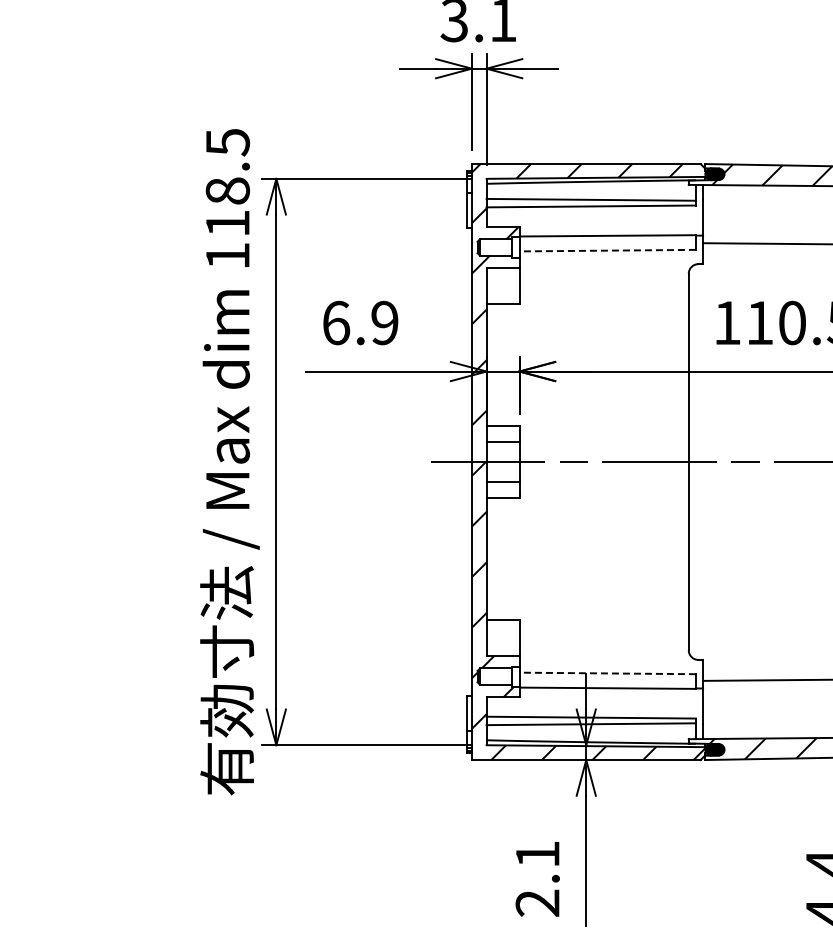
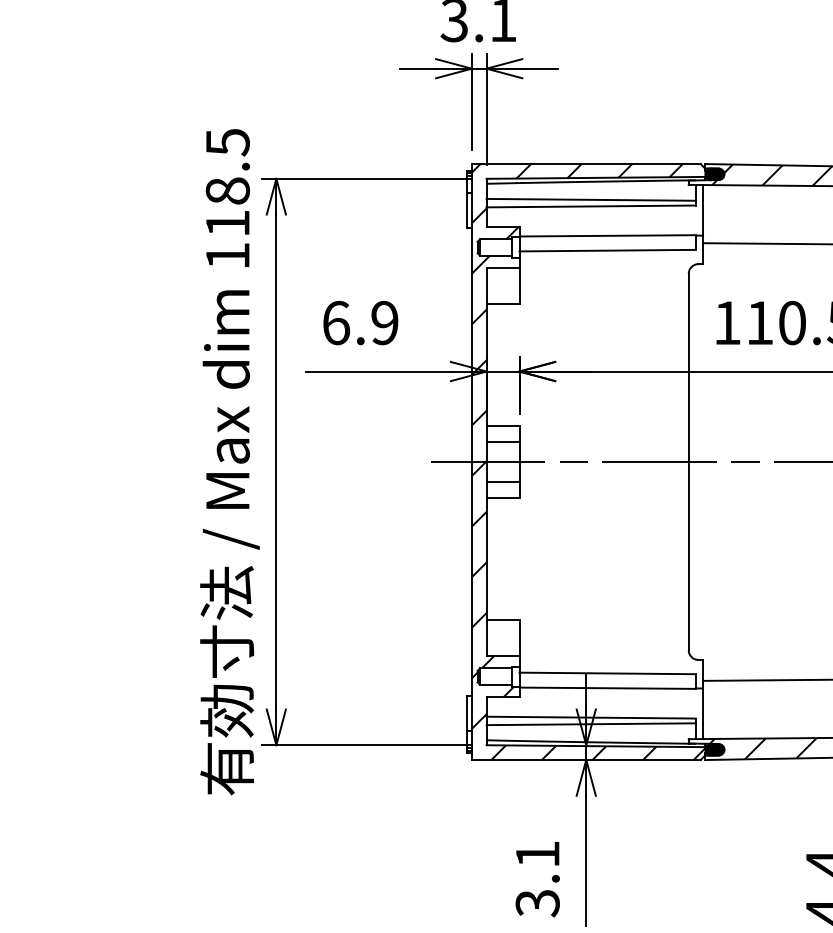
line: dashed -> solid (607, 250)
line: dashed -> solid (607, 673)
text: 2.1 -> 3.1 (537, 903)
